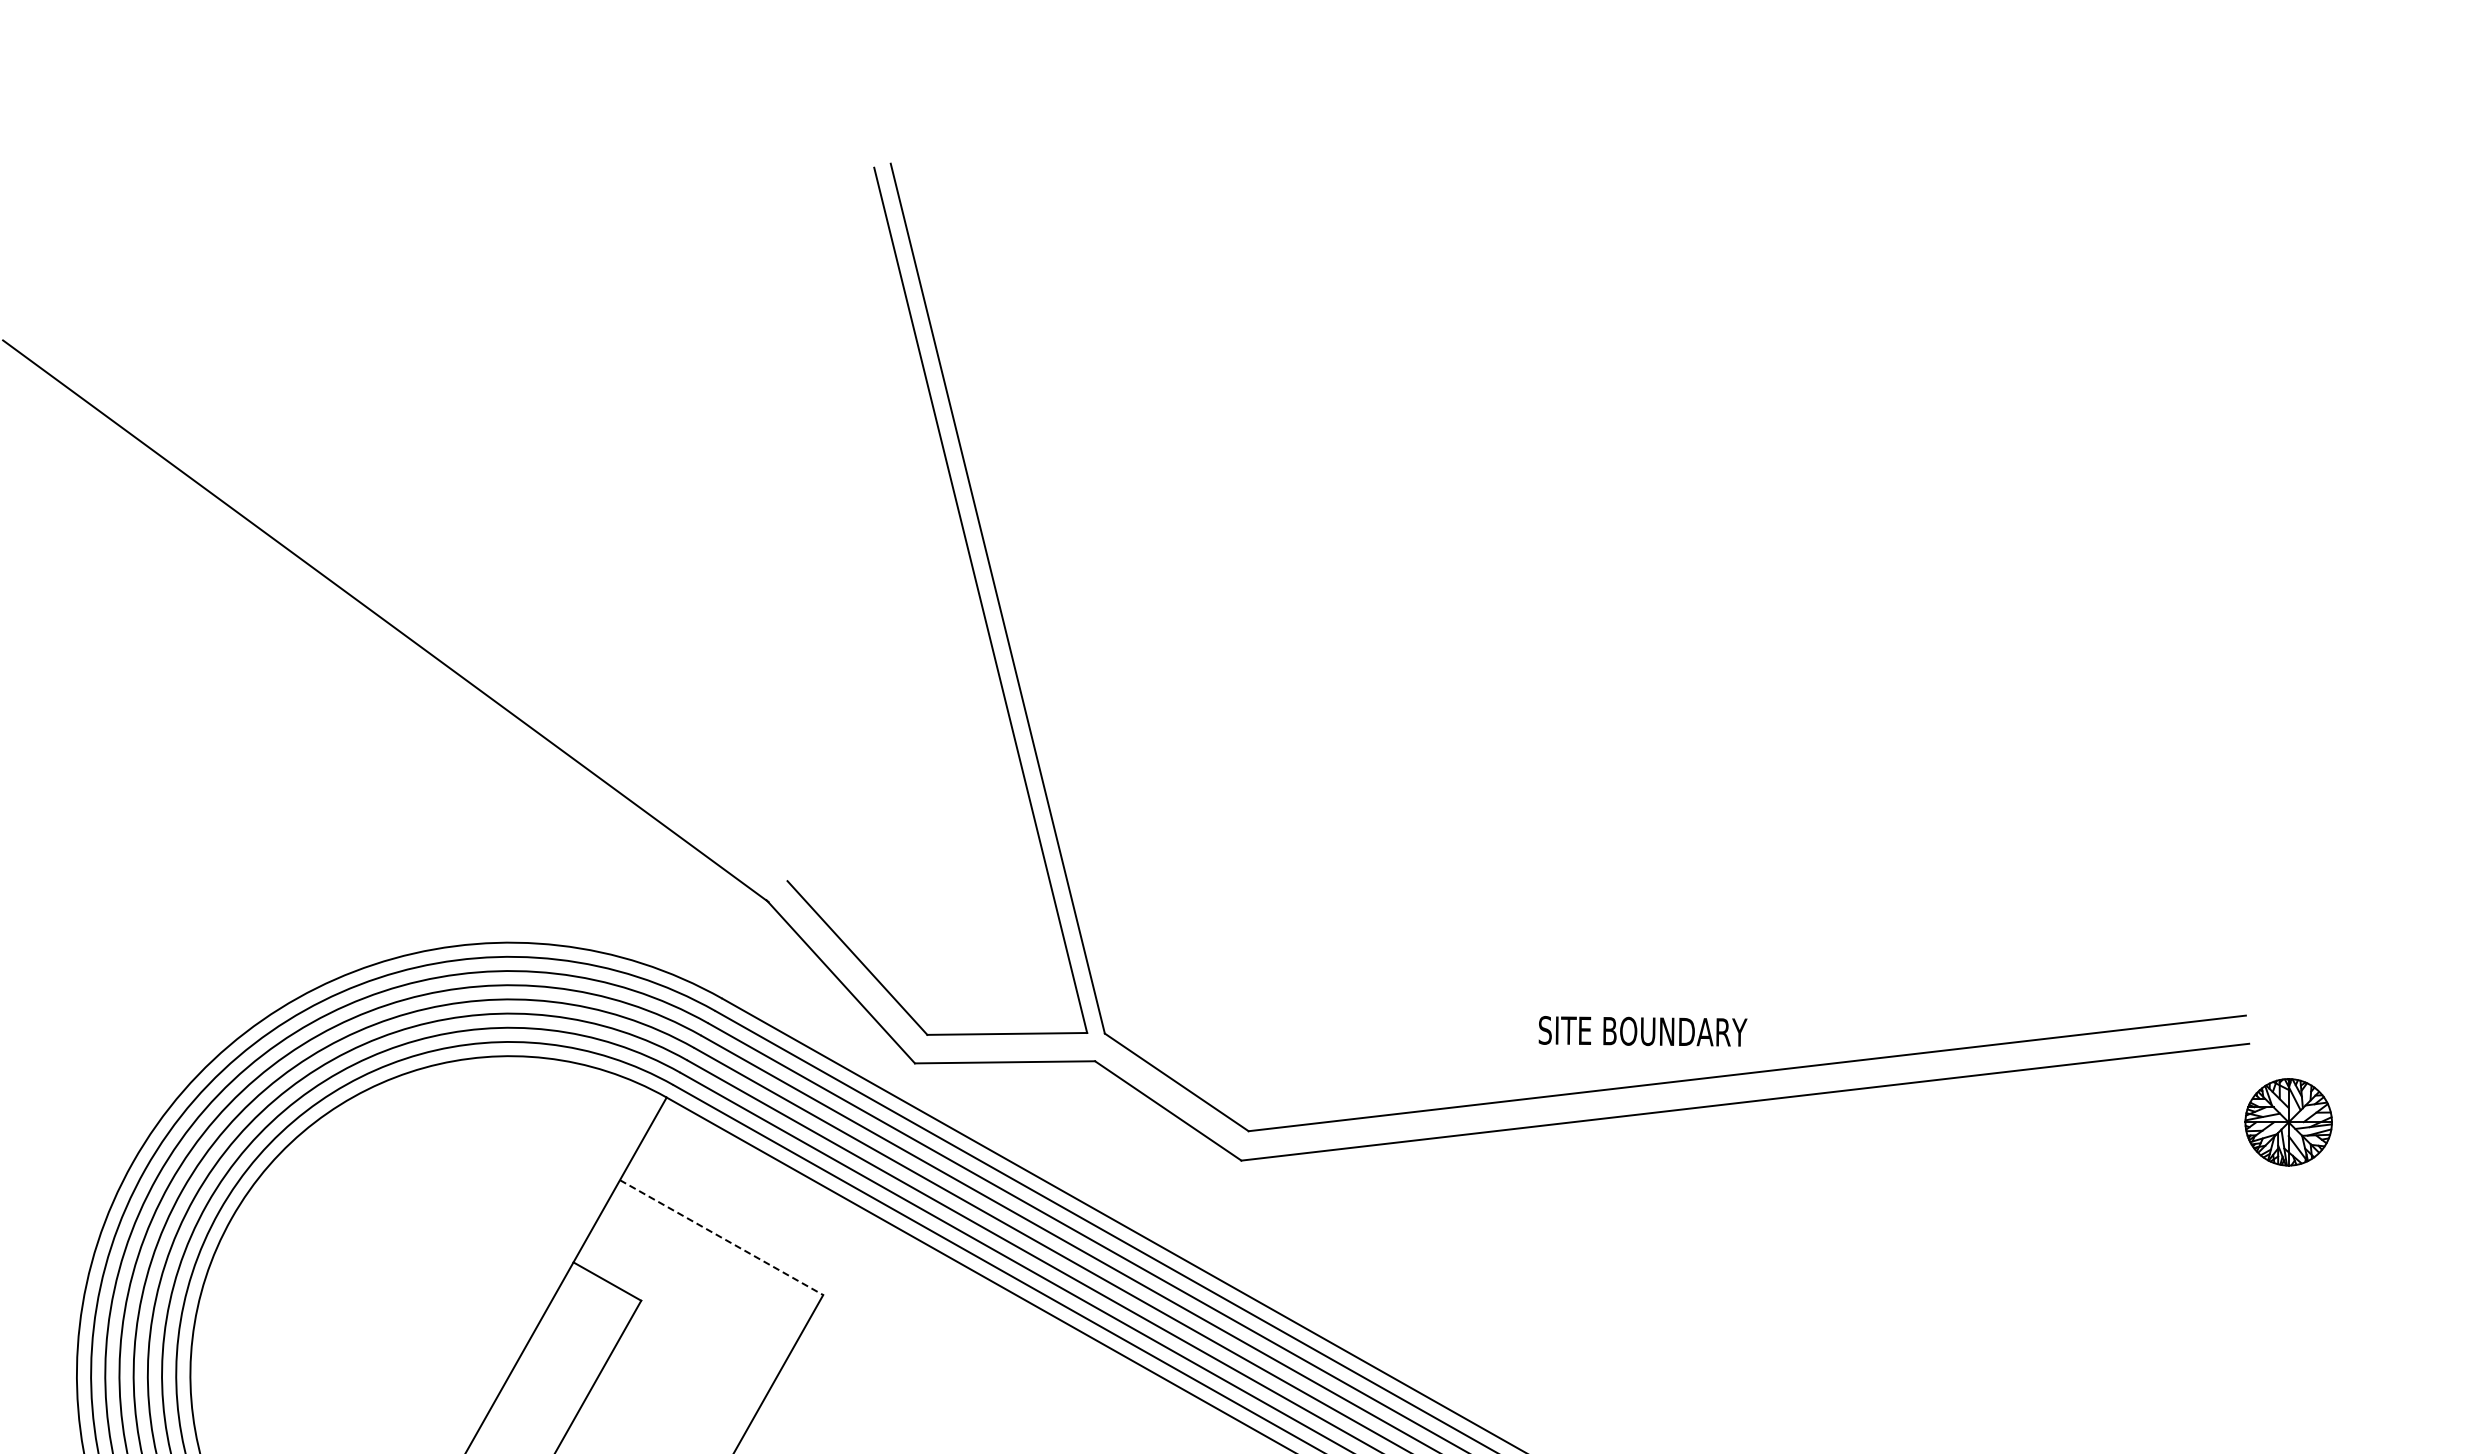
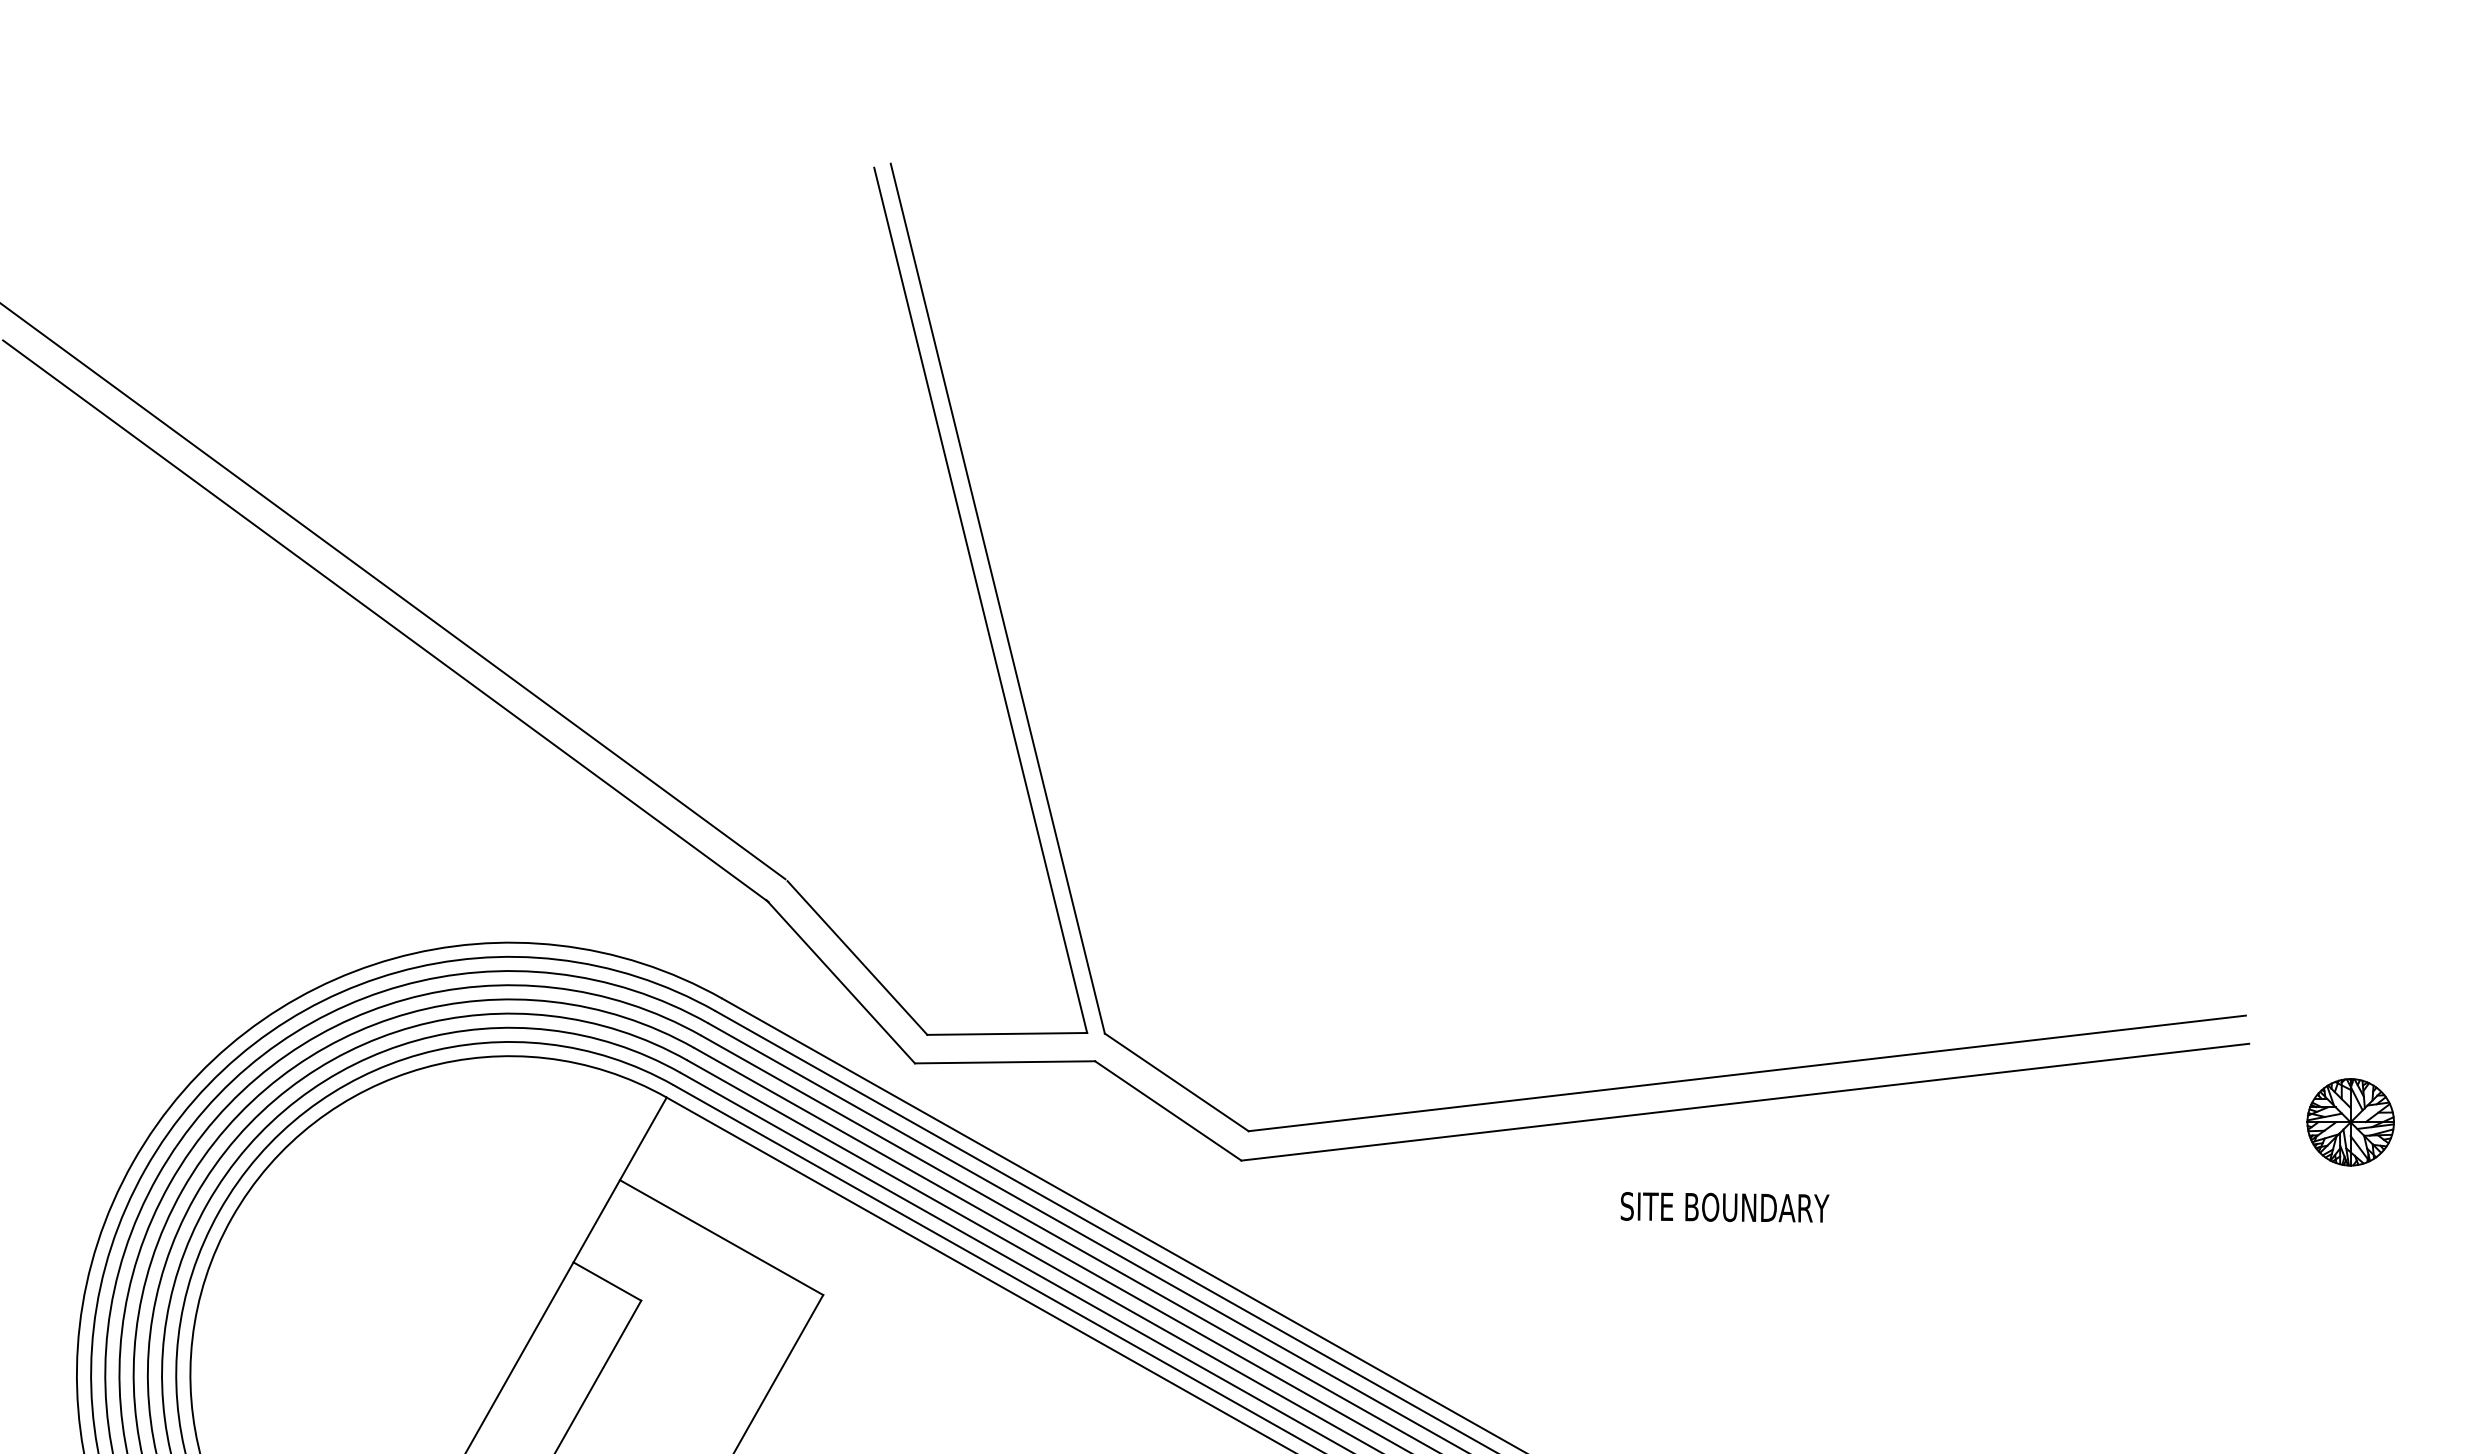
line: none -> present (393, 591)
text position: (1642, 1031) -> (1724, 1207) (1724, 1207)
part position: (2288, 1122) -> (2350, 1122) (2350, 1122)
line: dashed -> solid (721, 1237)
